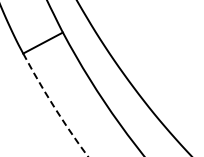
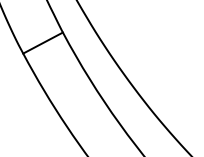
arc: dashed -> solid (54, 107)
